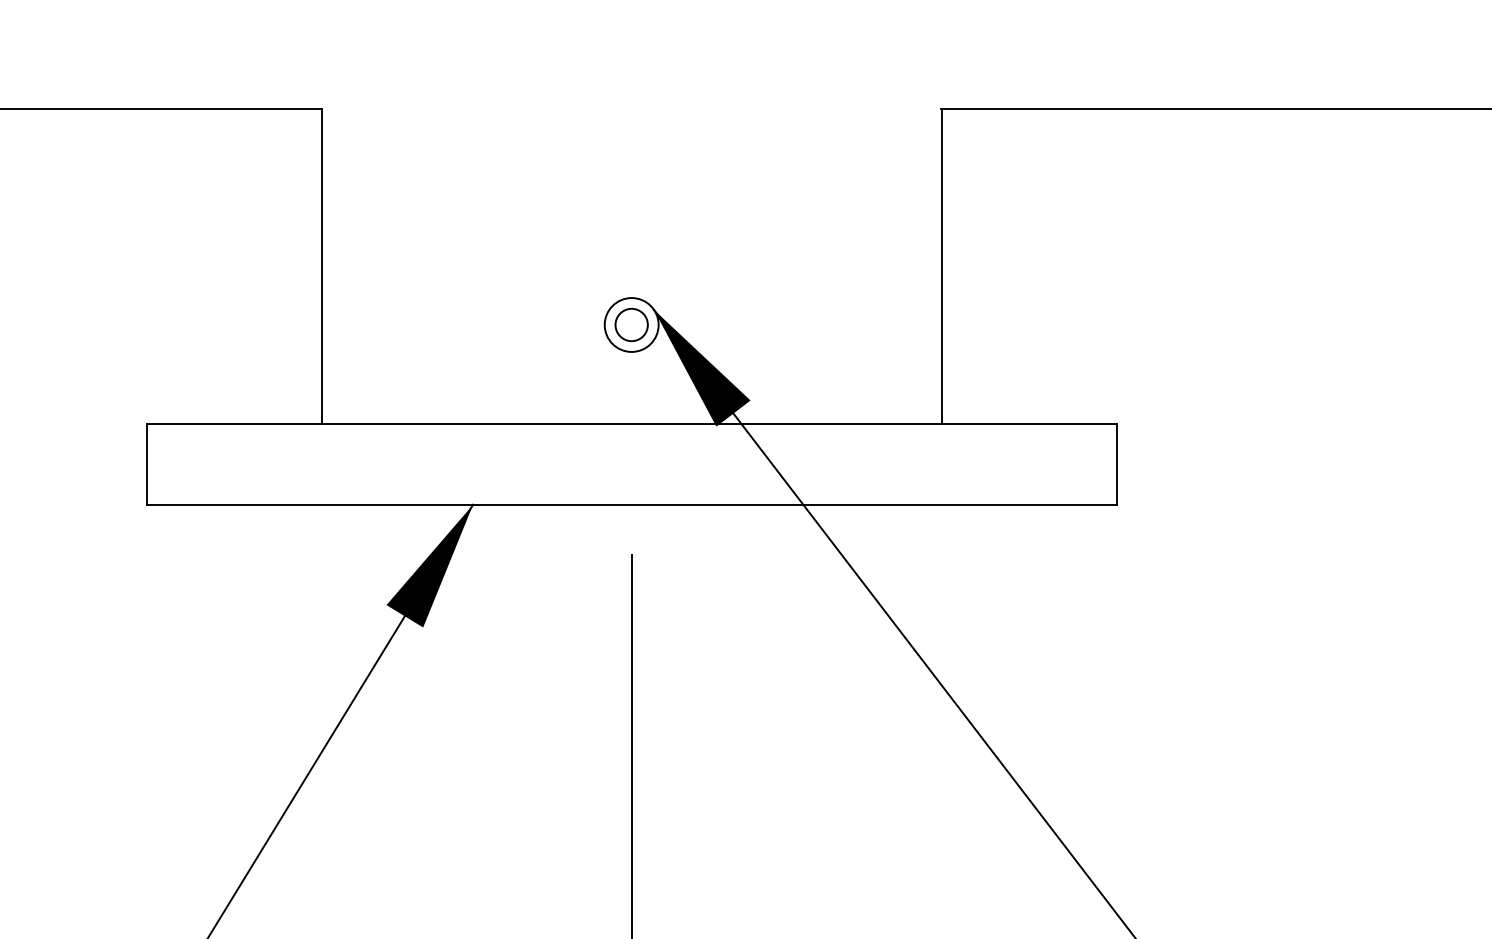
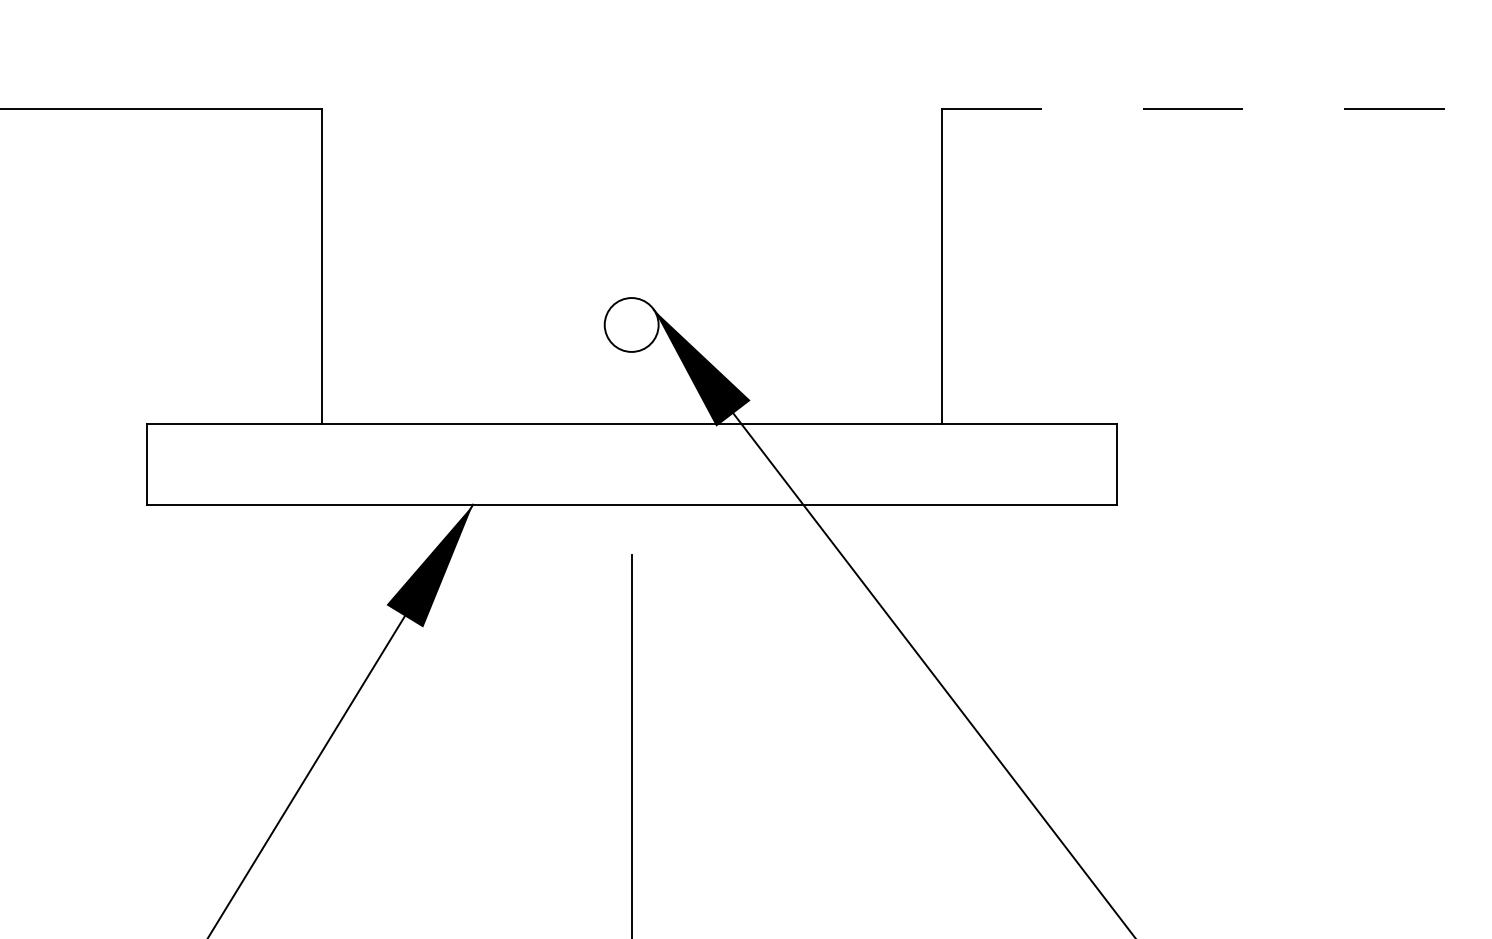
line: solid -> dashed (1216, 109)
circle: present -> none (631, 324)
